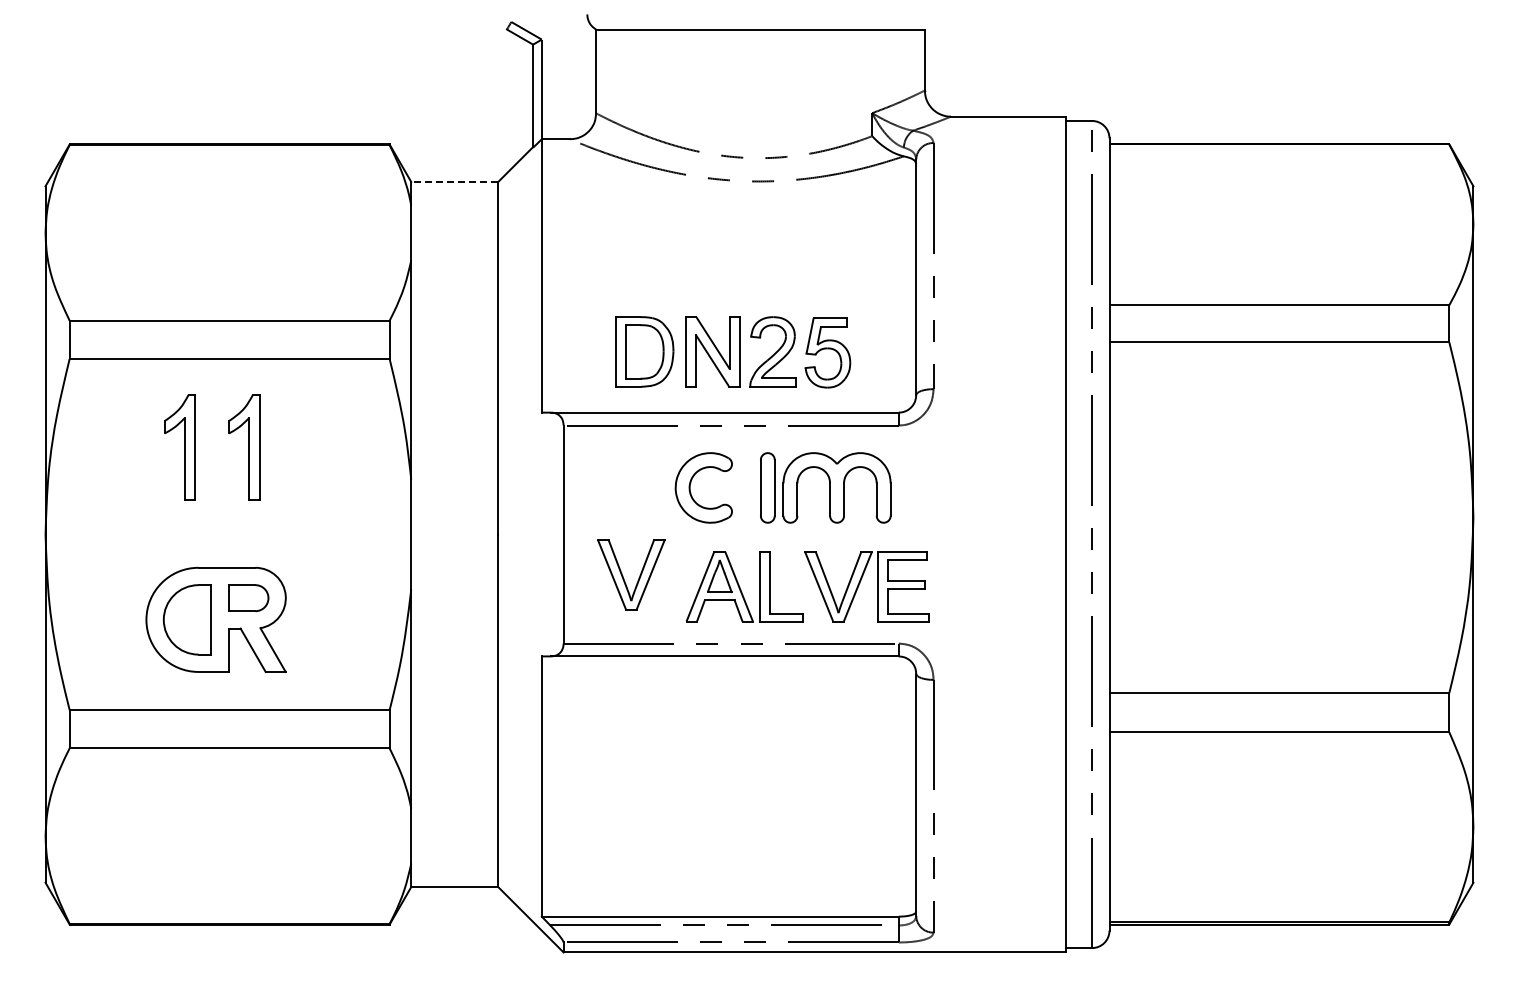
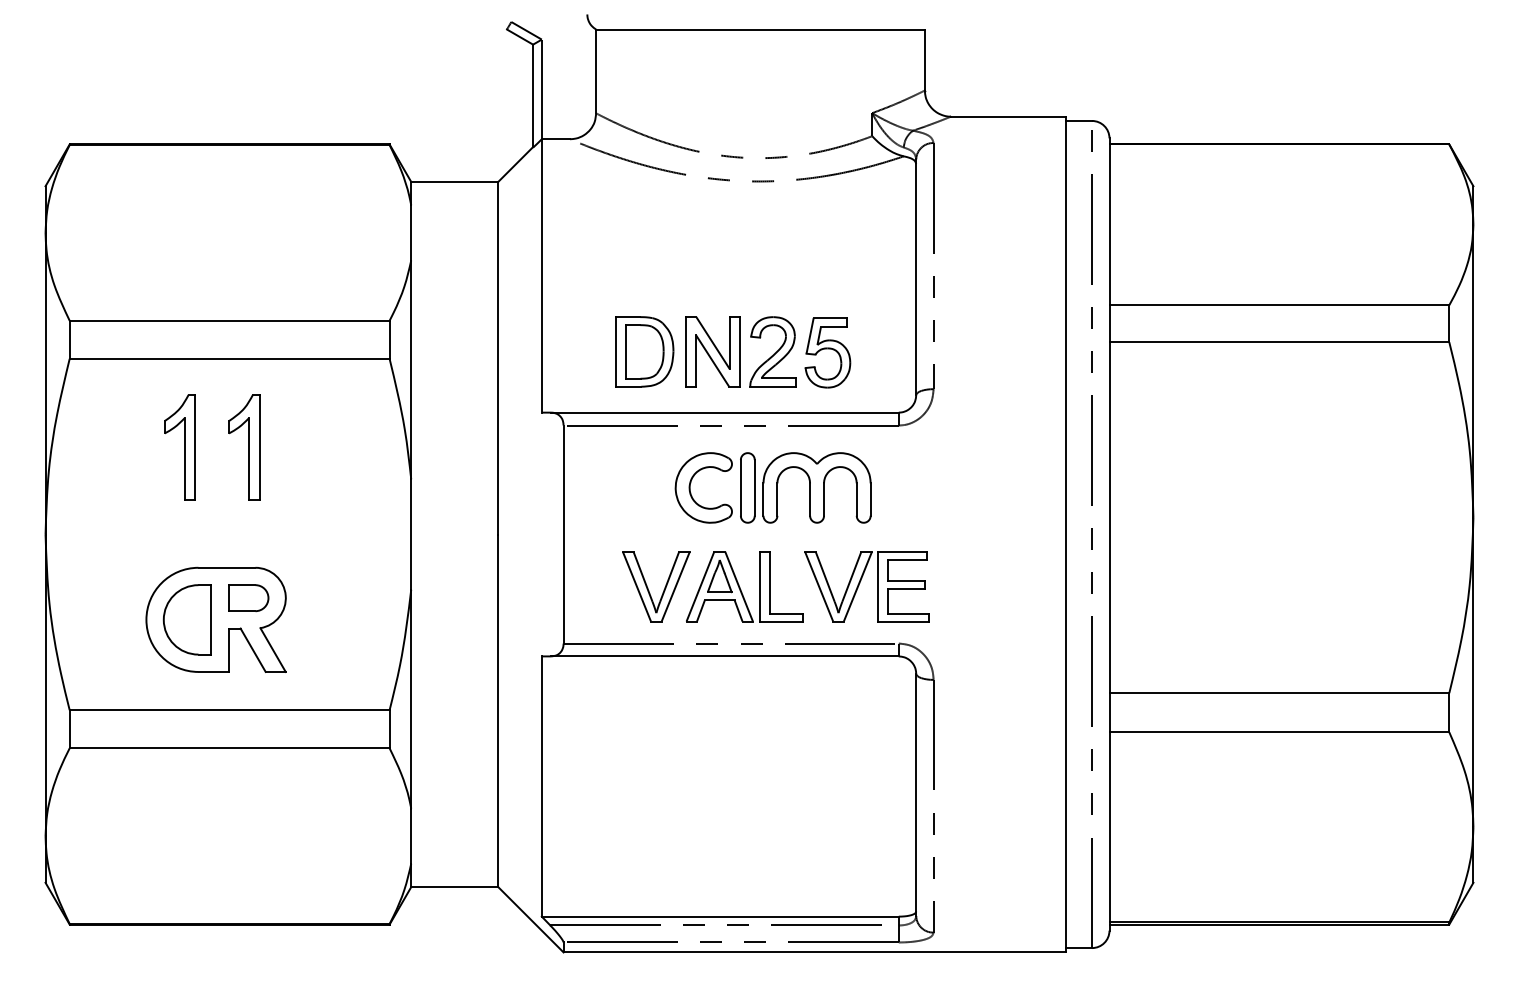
line: dashed -> solid (454, 181)
part position: (825, 487) -> (805, 487) (805, 487)
part position: (638, 577) -> (663, 589) (663, 589)
